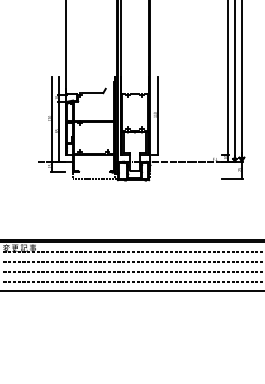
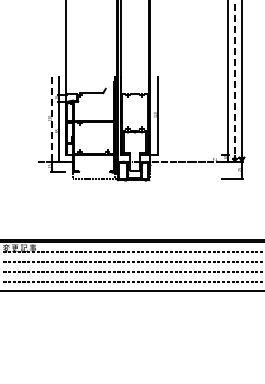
line: solid -> dashed (234, 79)
line: solid -> dashed (51, 120)
